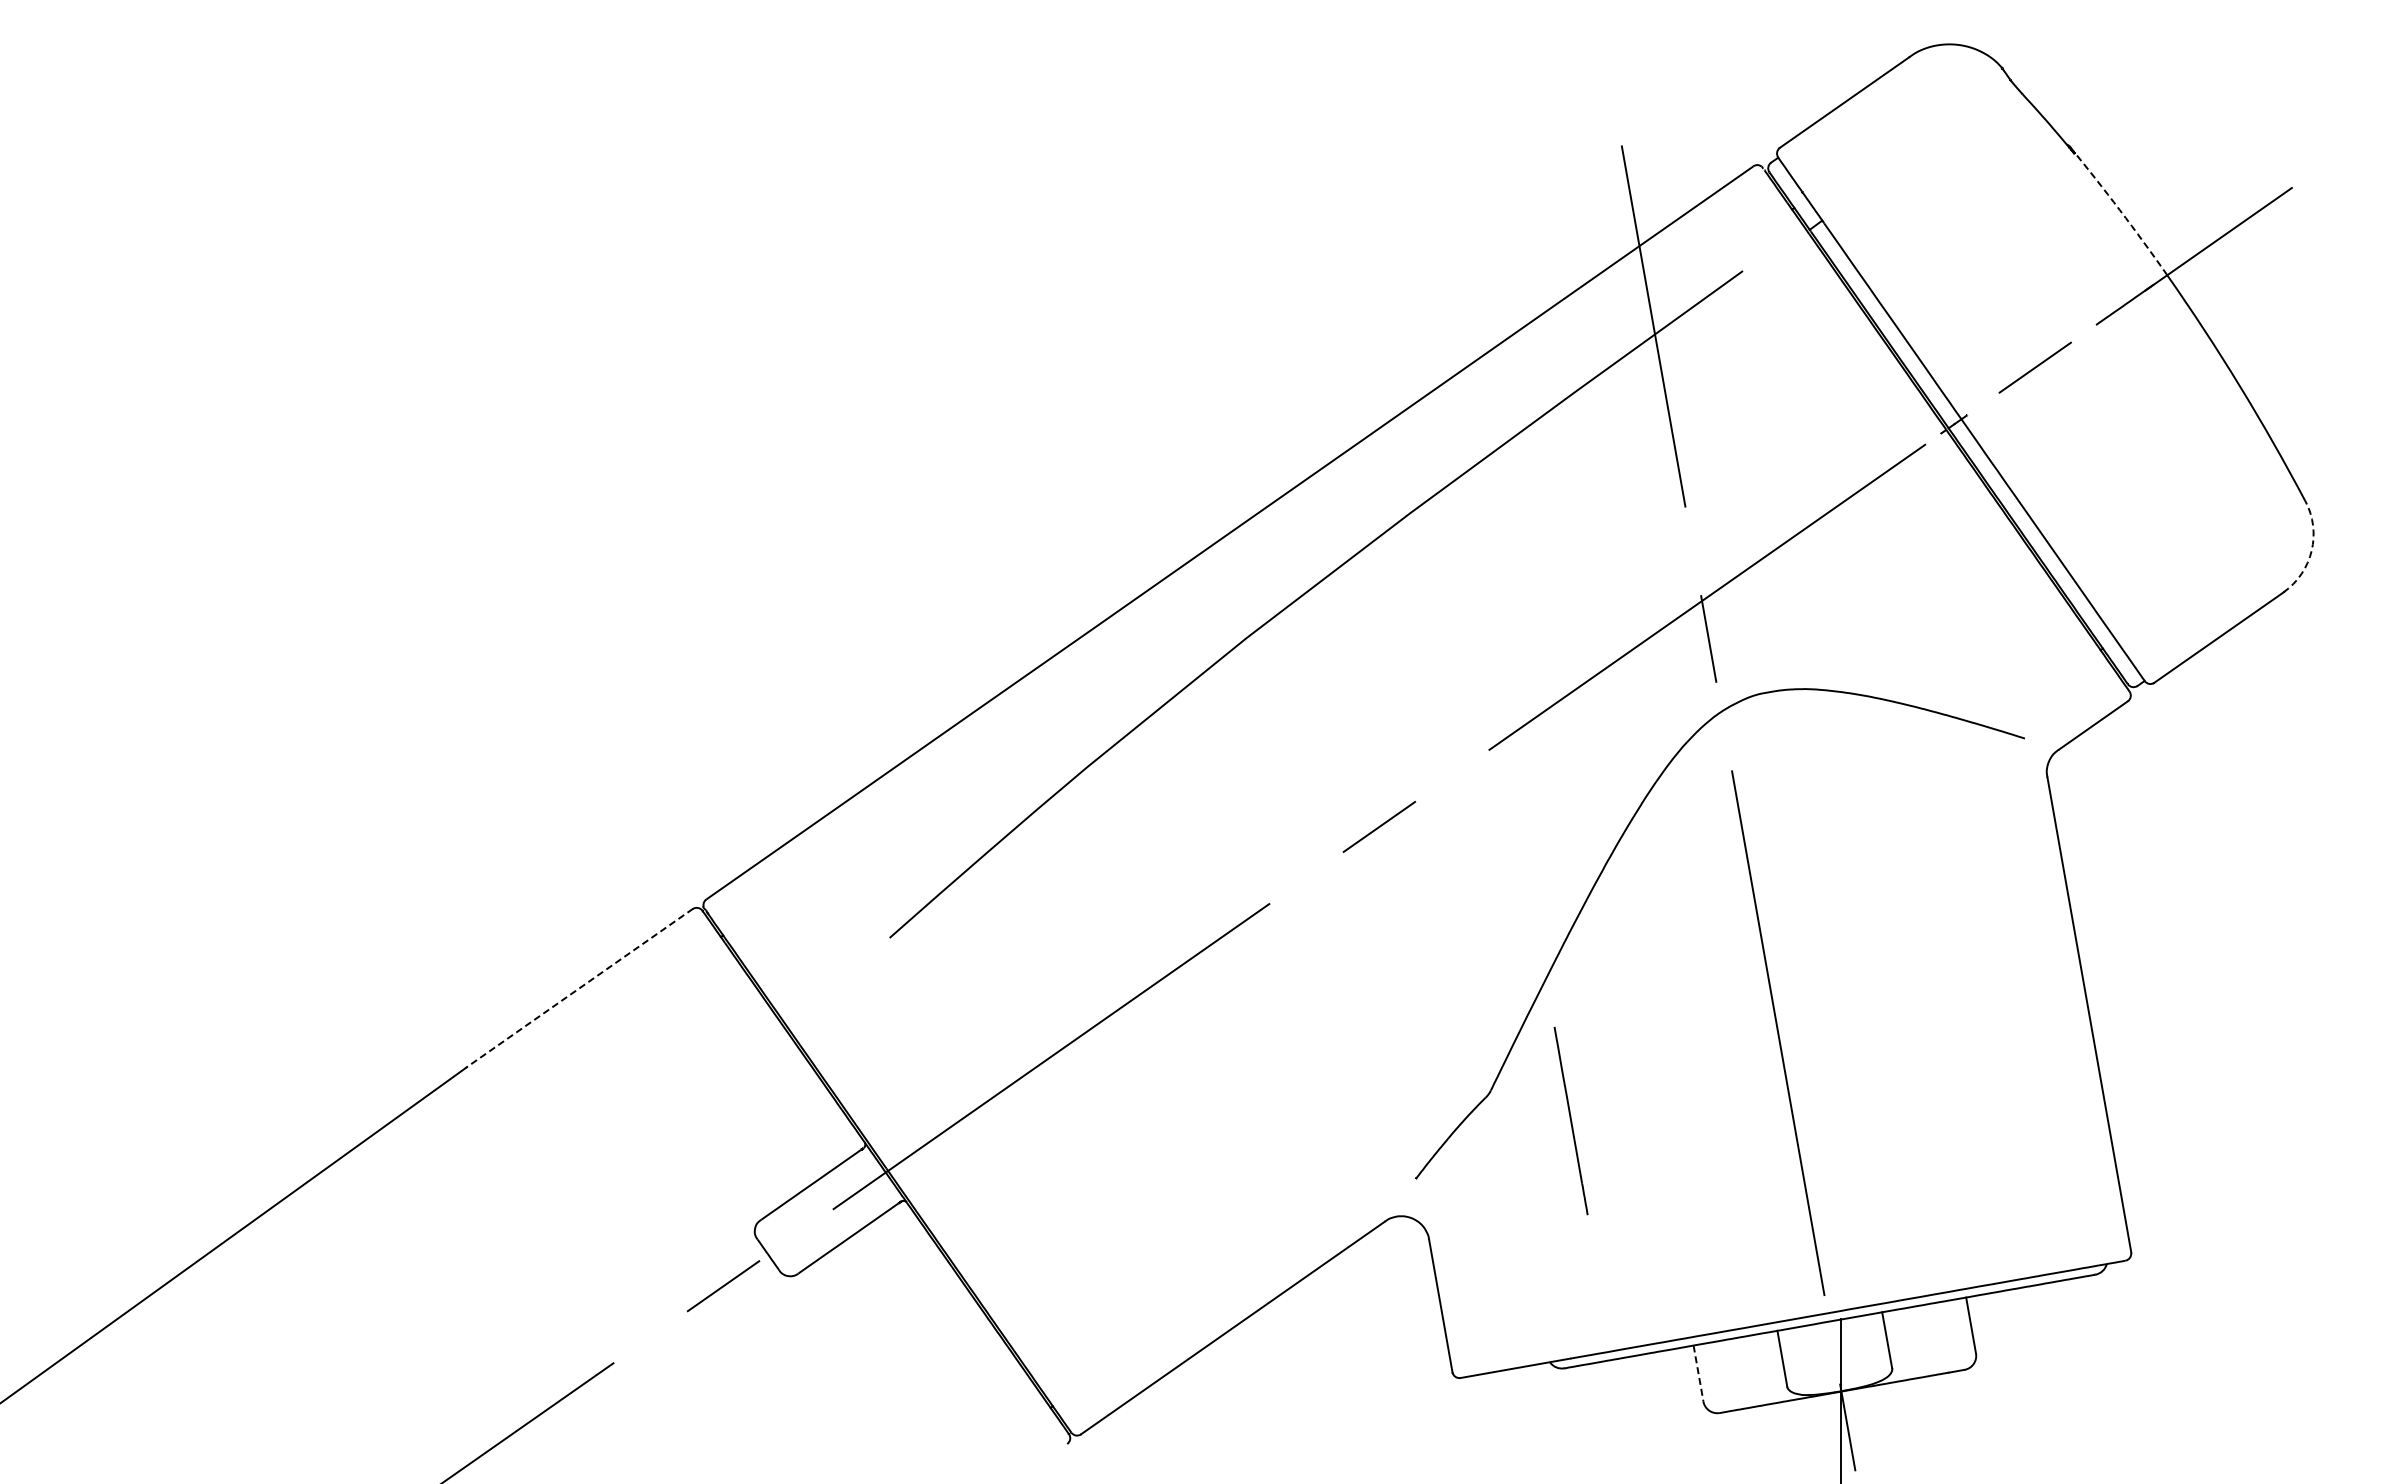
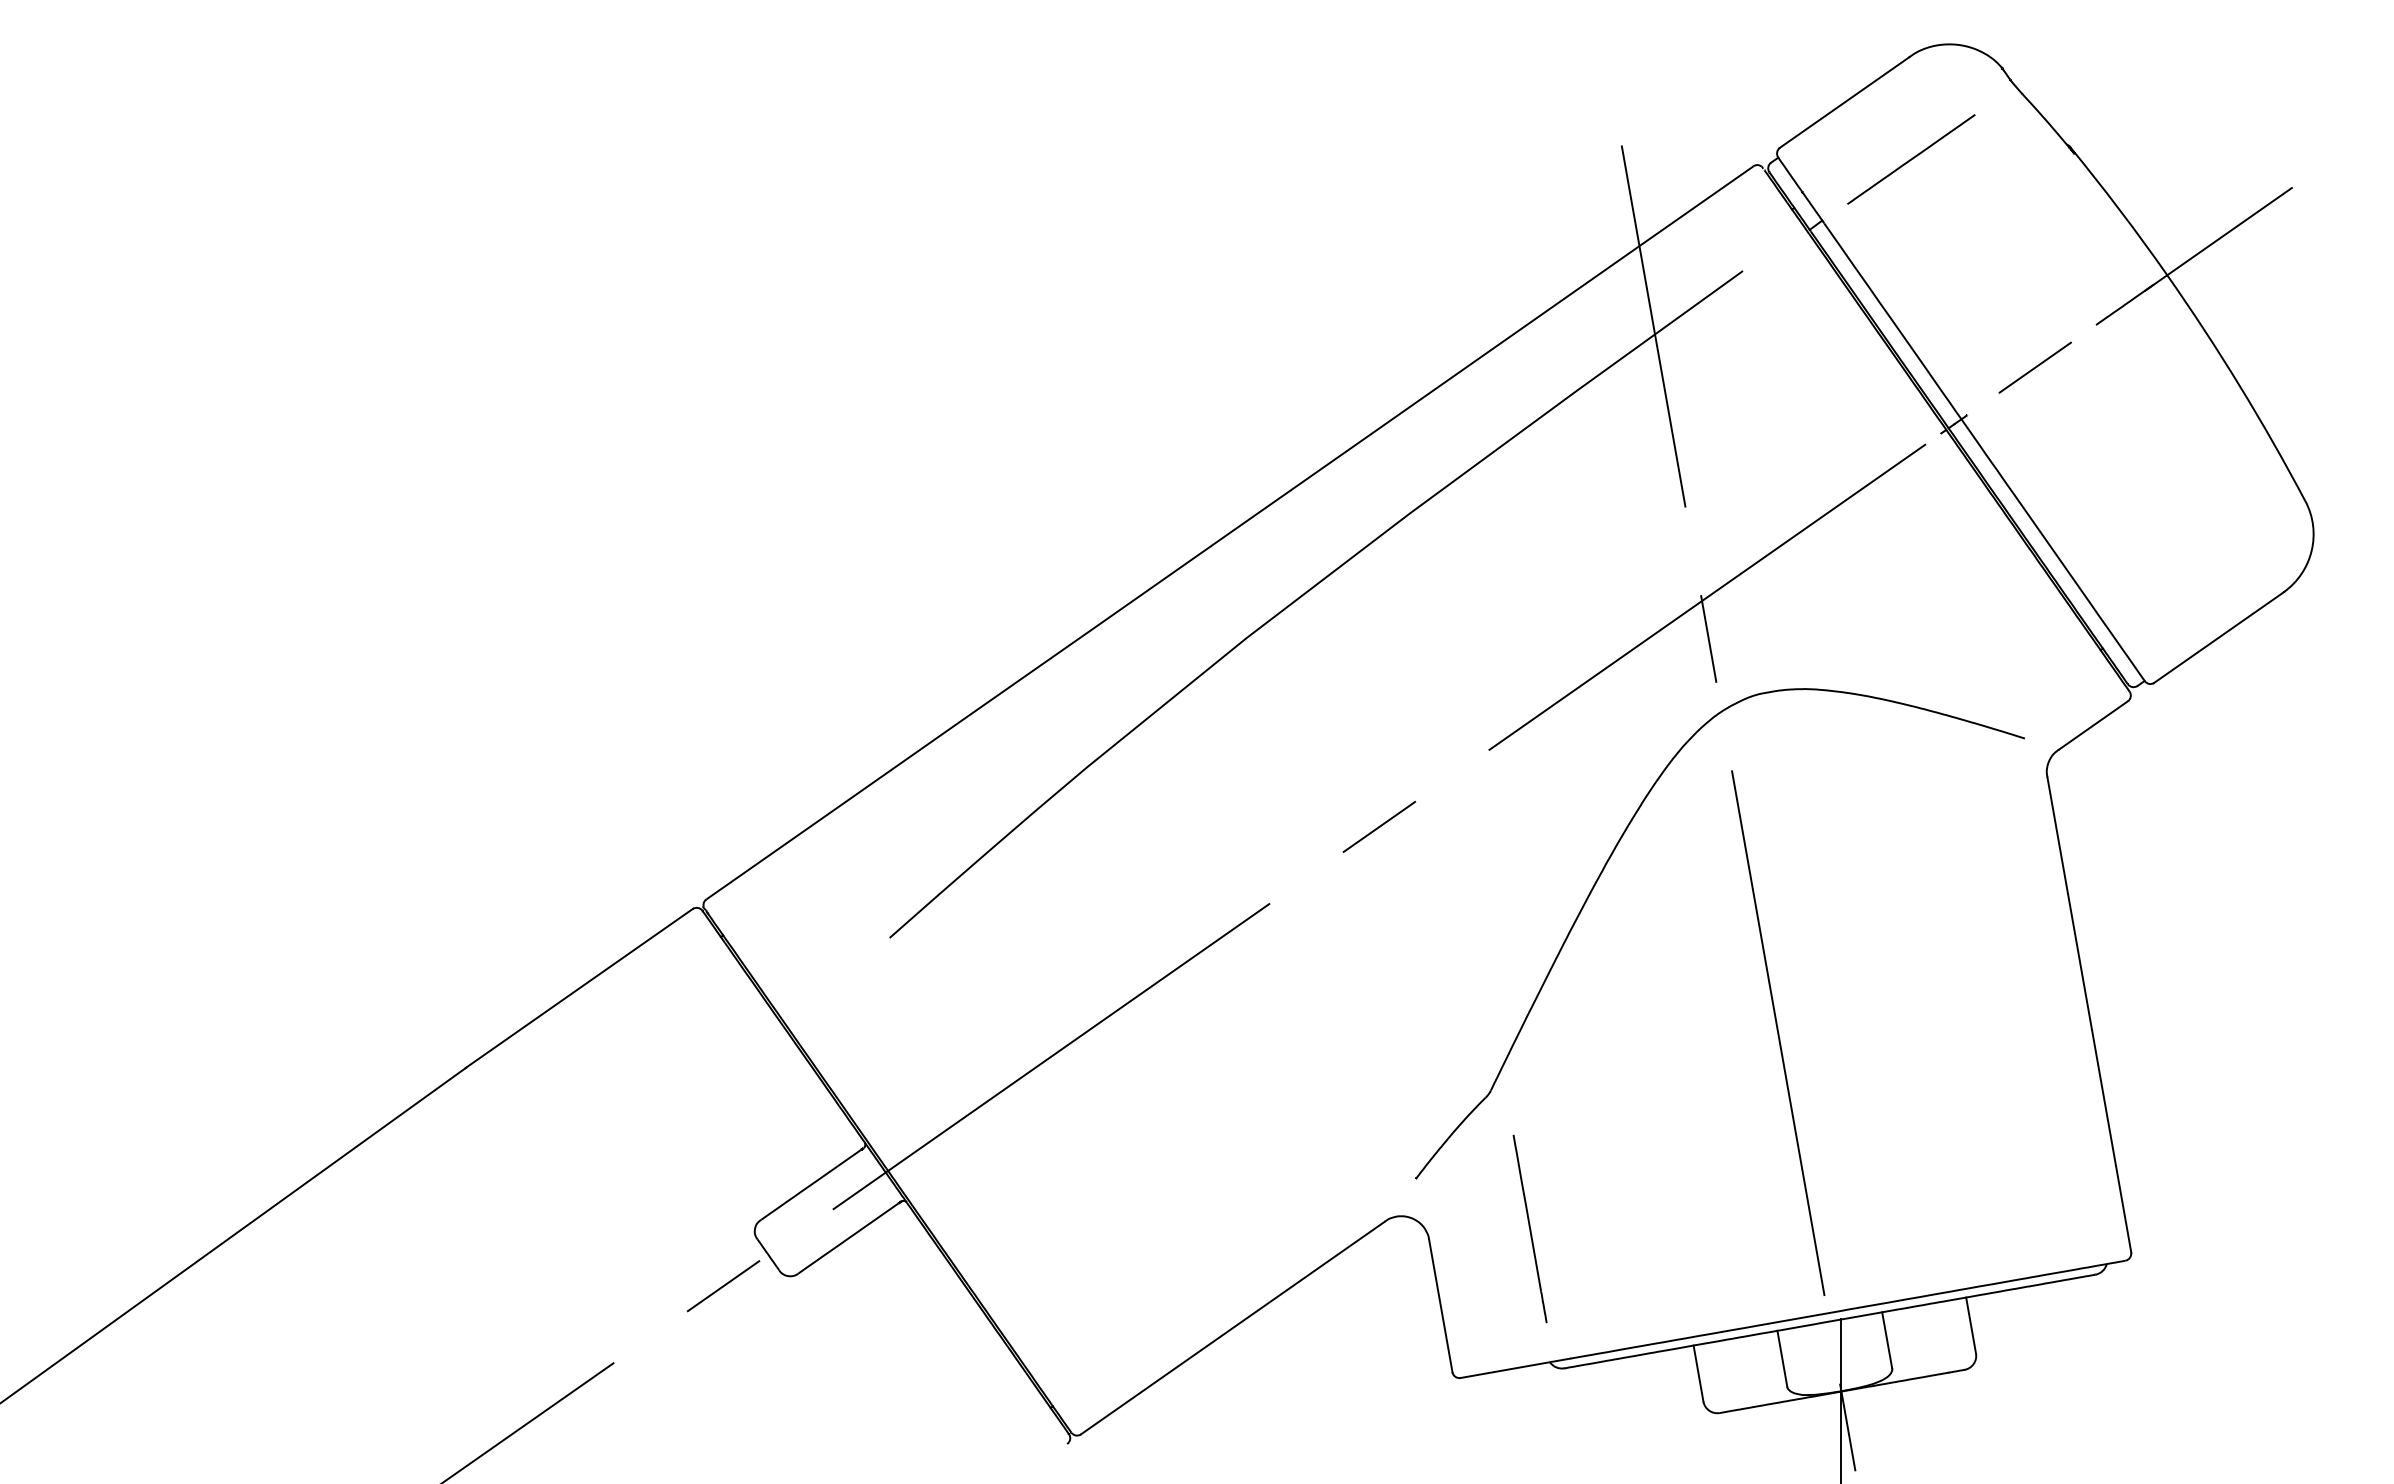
line: none -> present (1911, 159)
arc: dashed -> solid (2119, 210)
arc: dashed -> solid (2311, 550)
line: dashed -> solid (578, 988)
line position: (1570, 1120) -> (1529, 1228) (1529, 1228)
line: dashed -> solid (1698, 1373)
